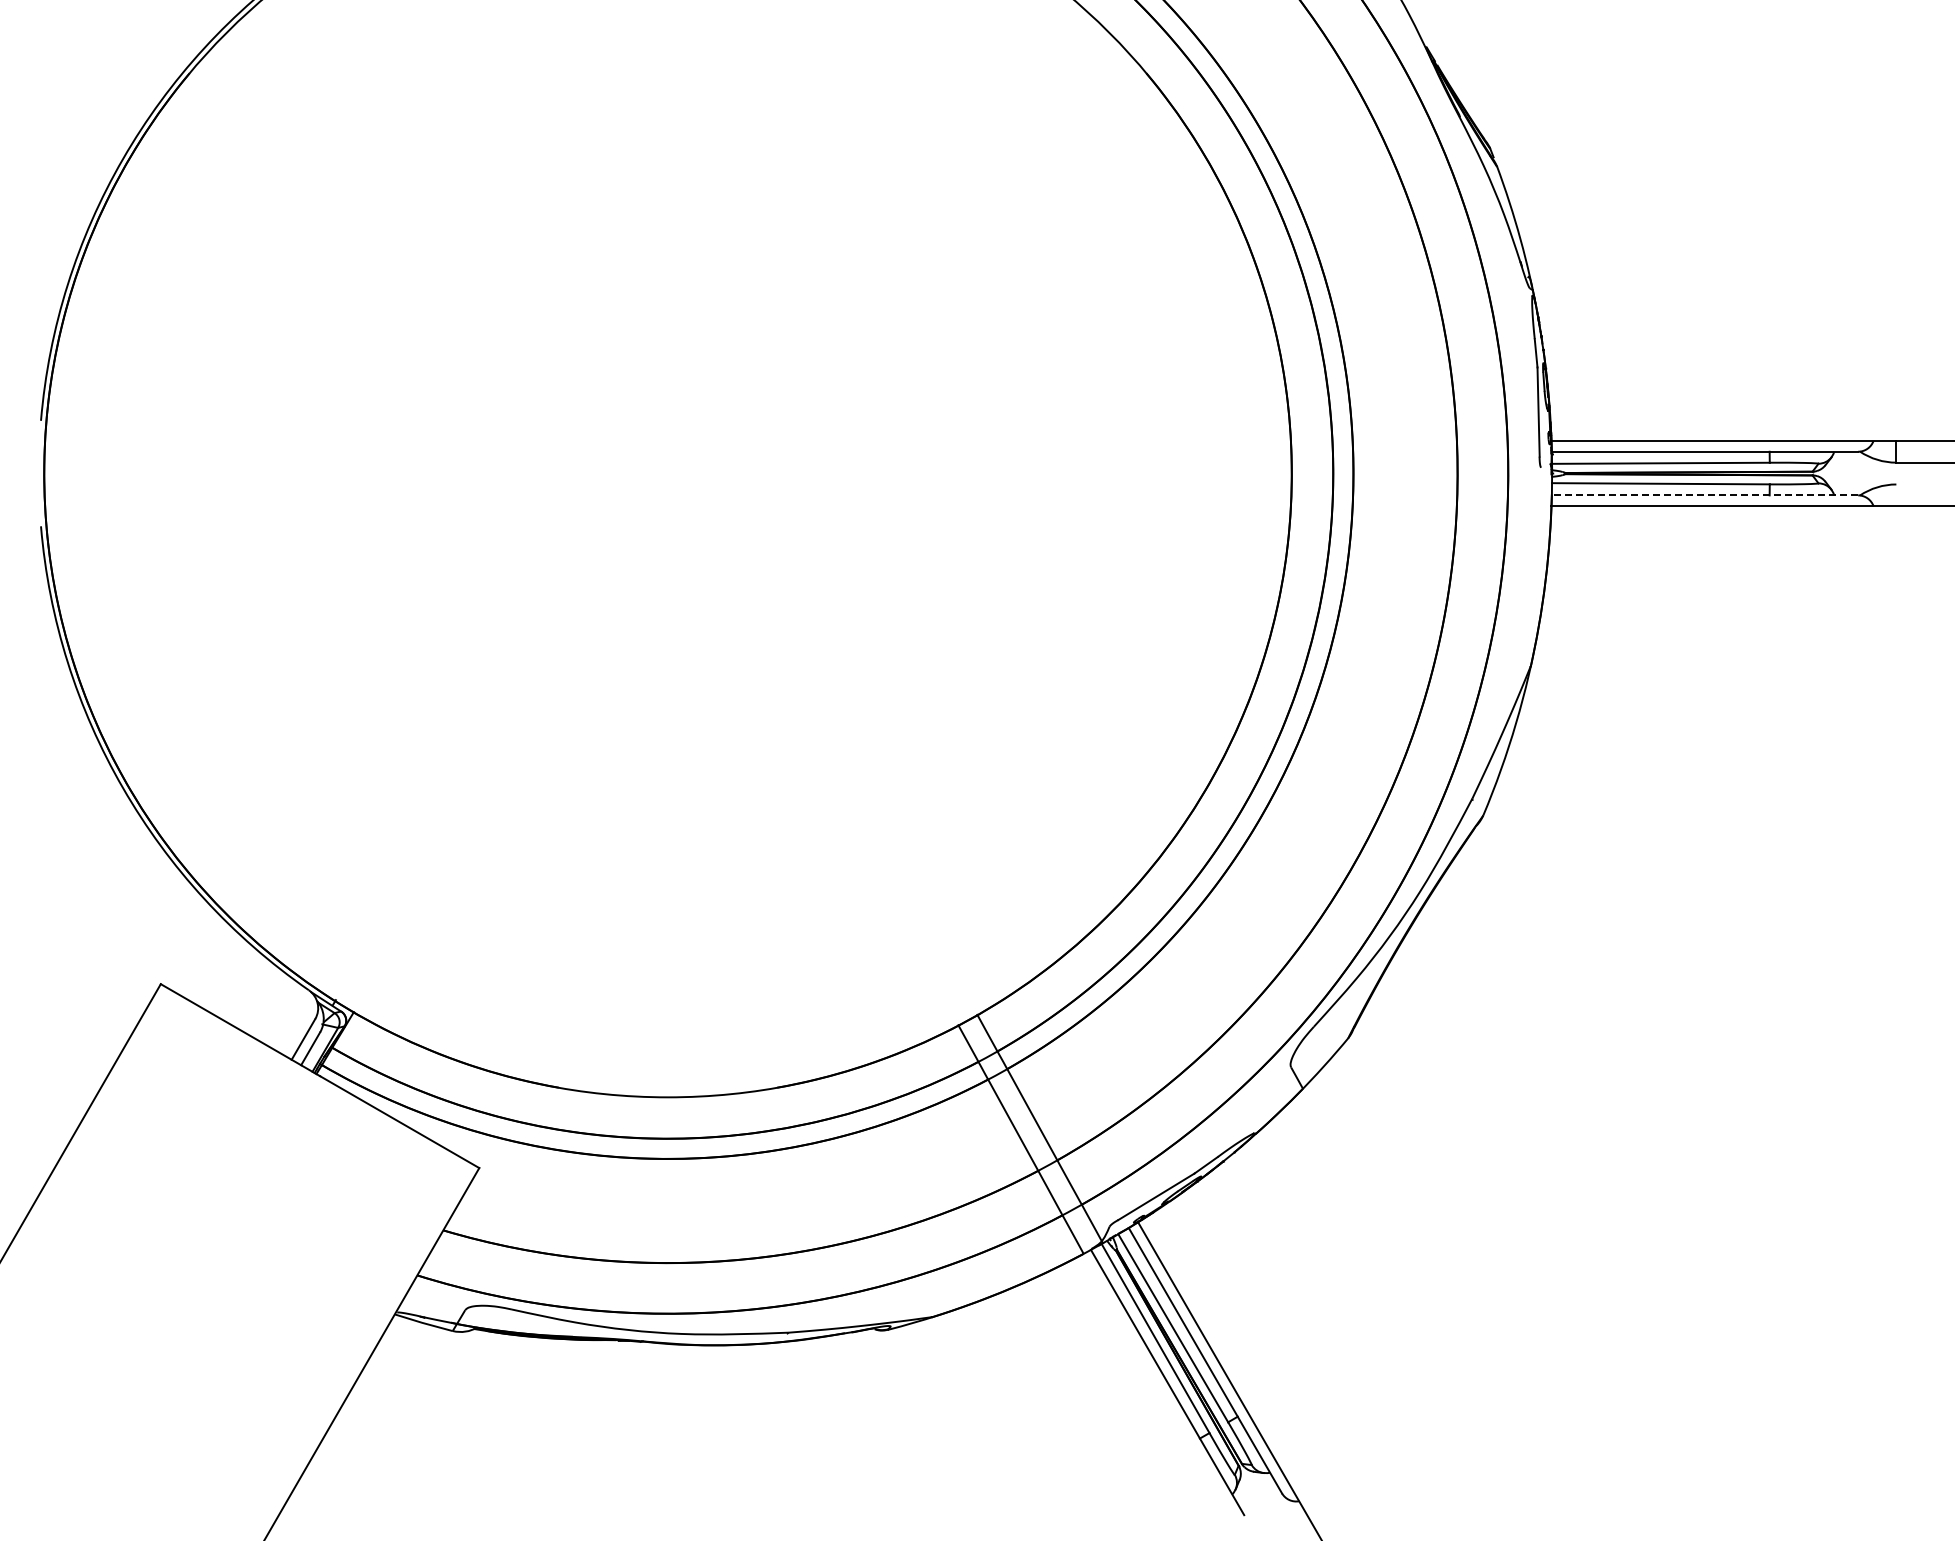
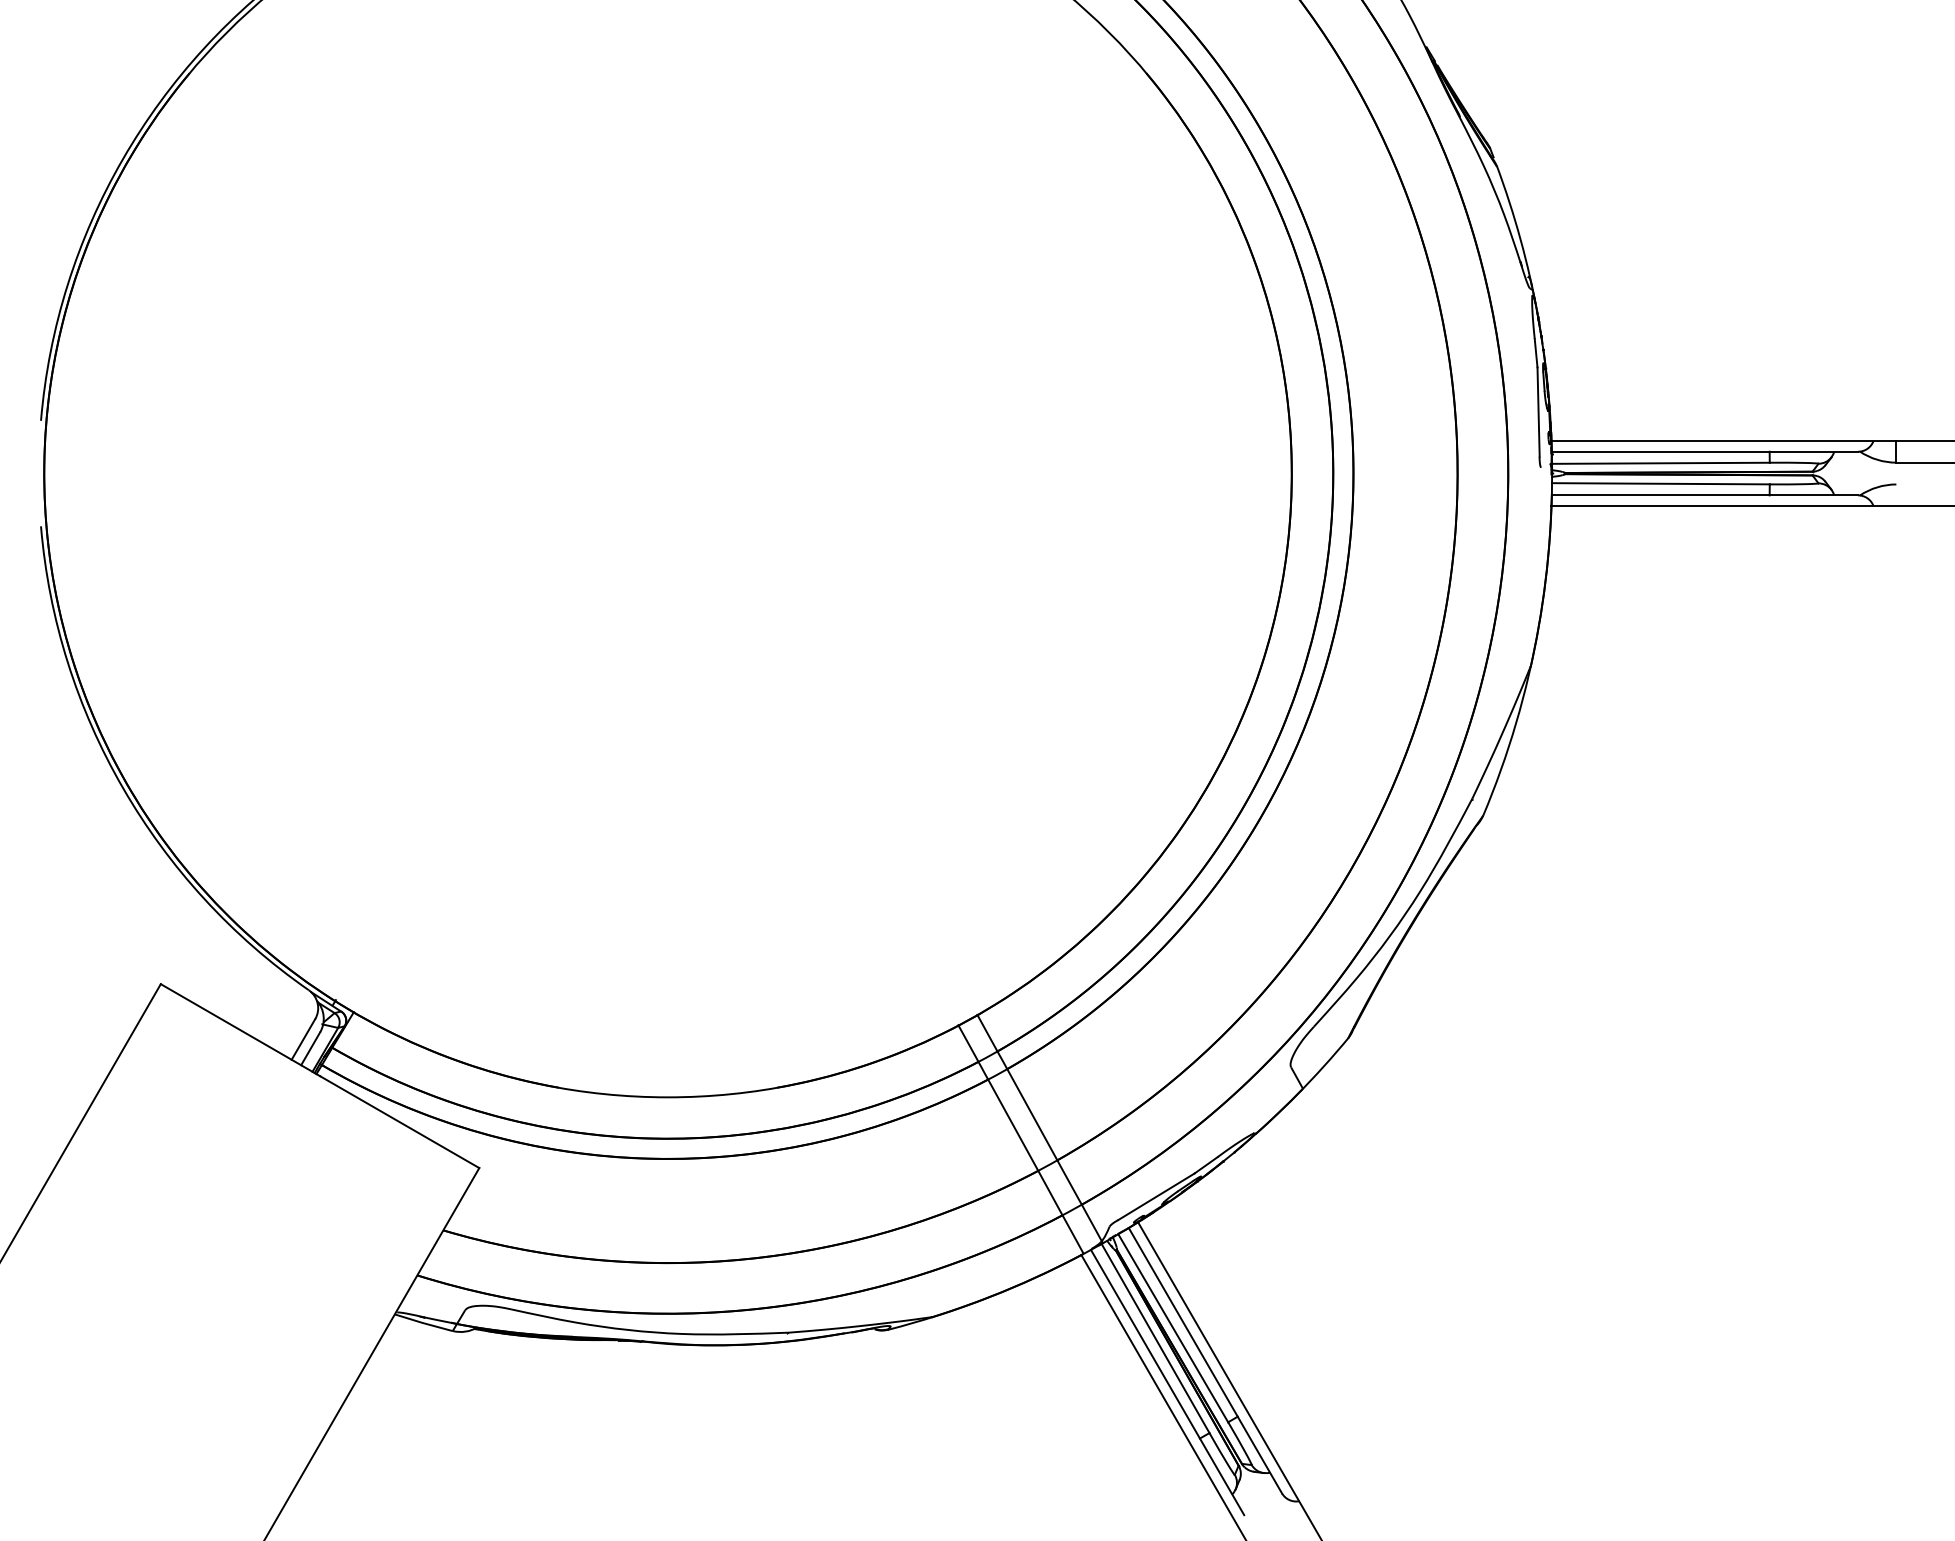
line: dashed -> solid (1704, 495)
line: none -> present (1162, 1396)
